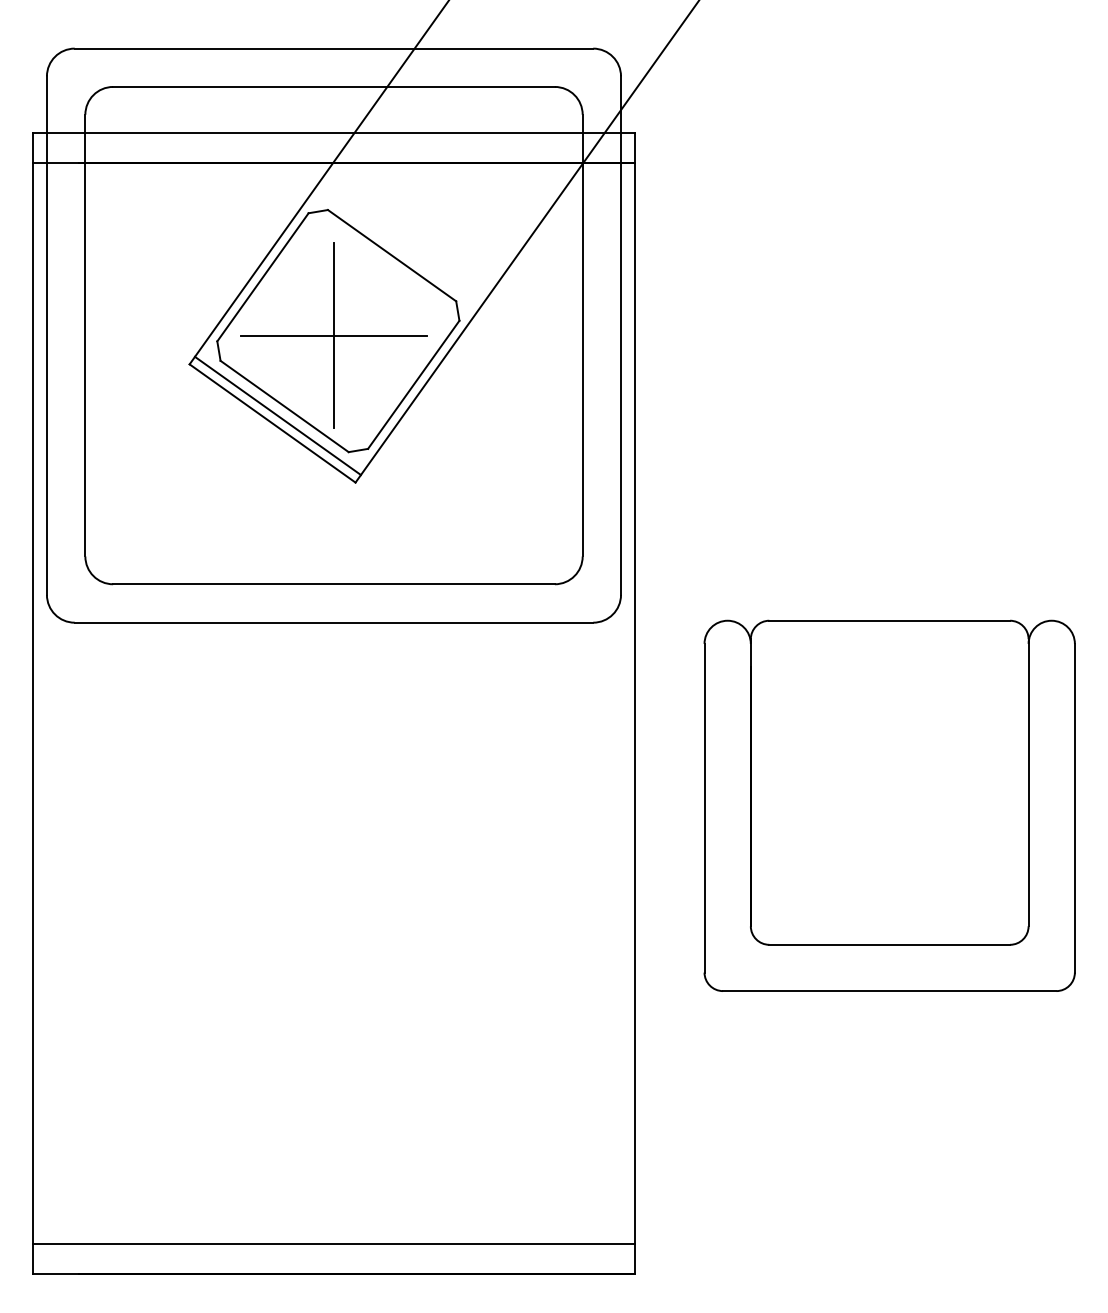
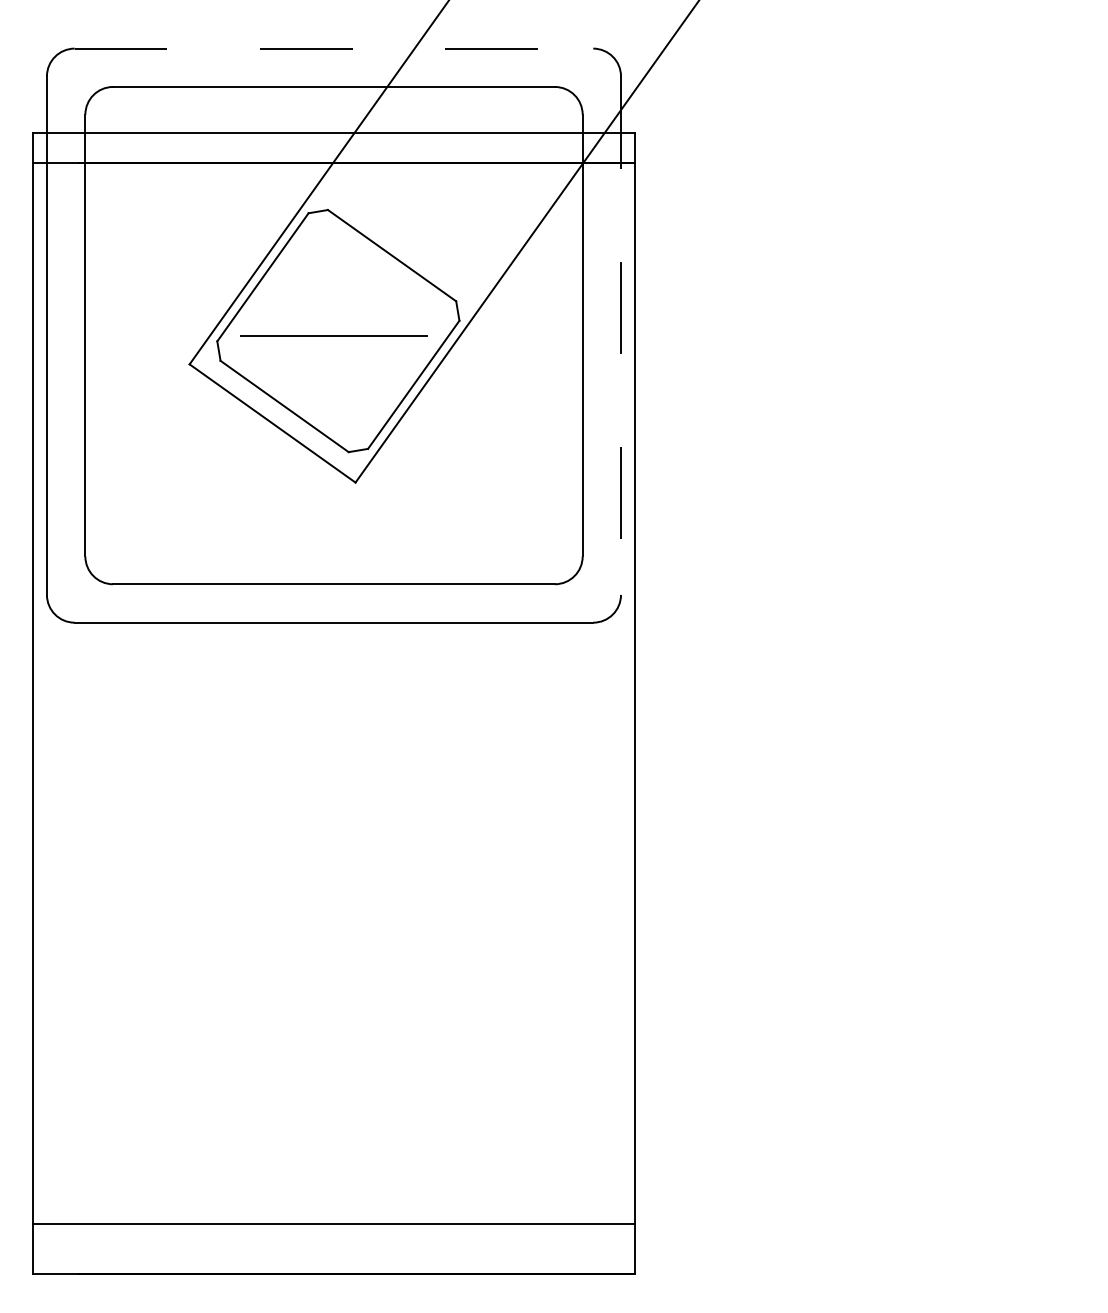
line: solid -> dashed (334, 48)
line: present -> none (333, 335)
line: solid -> dashed (621, 336)
line: present -> none (277, 415)
part: present -> none (889, 805)
line position: (333, 1243) -> (333, 1223) (333, 1223)
